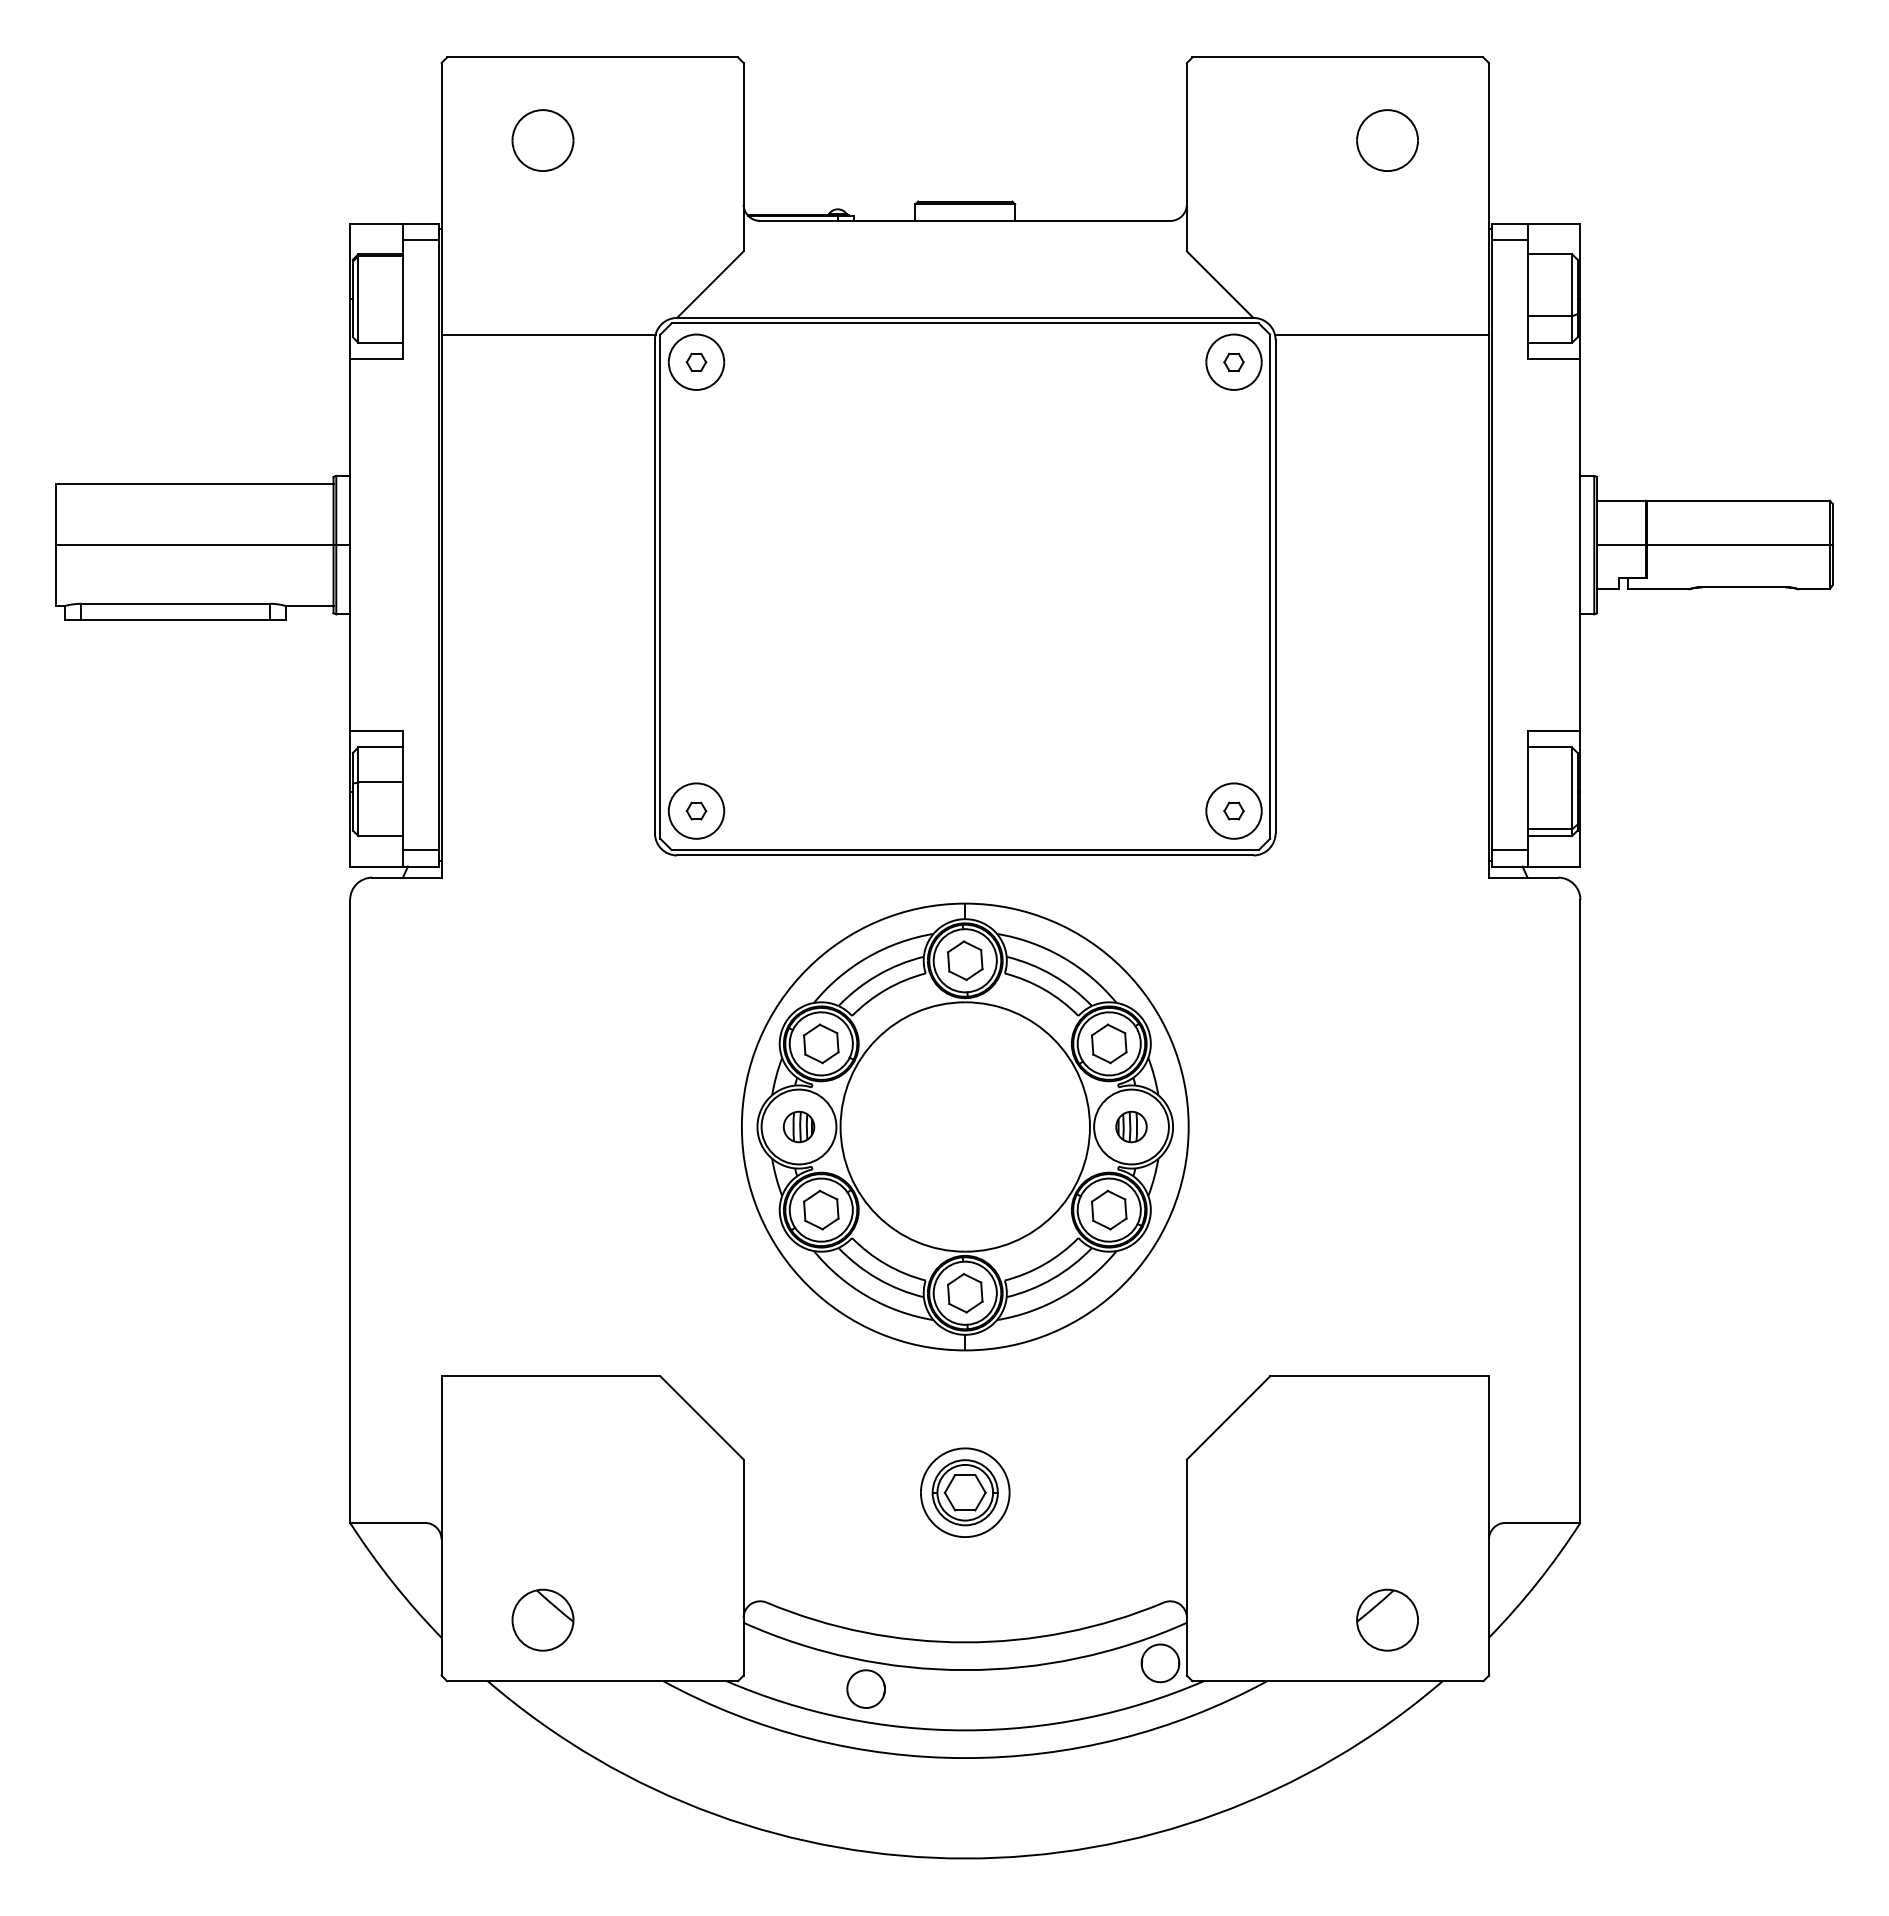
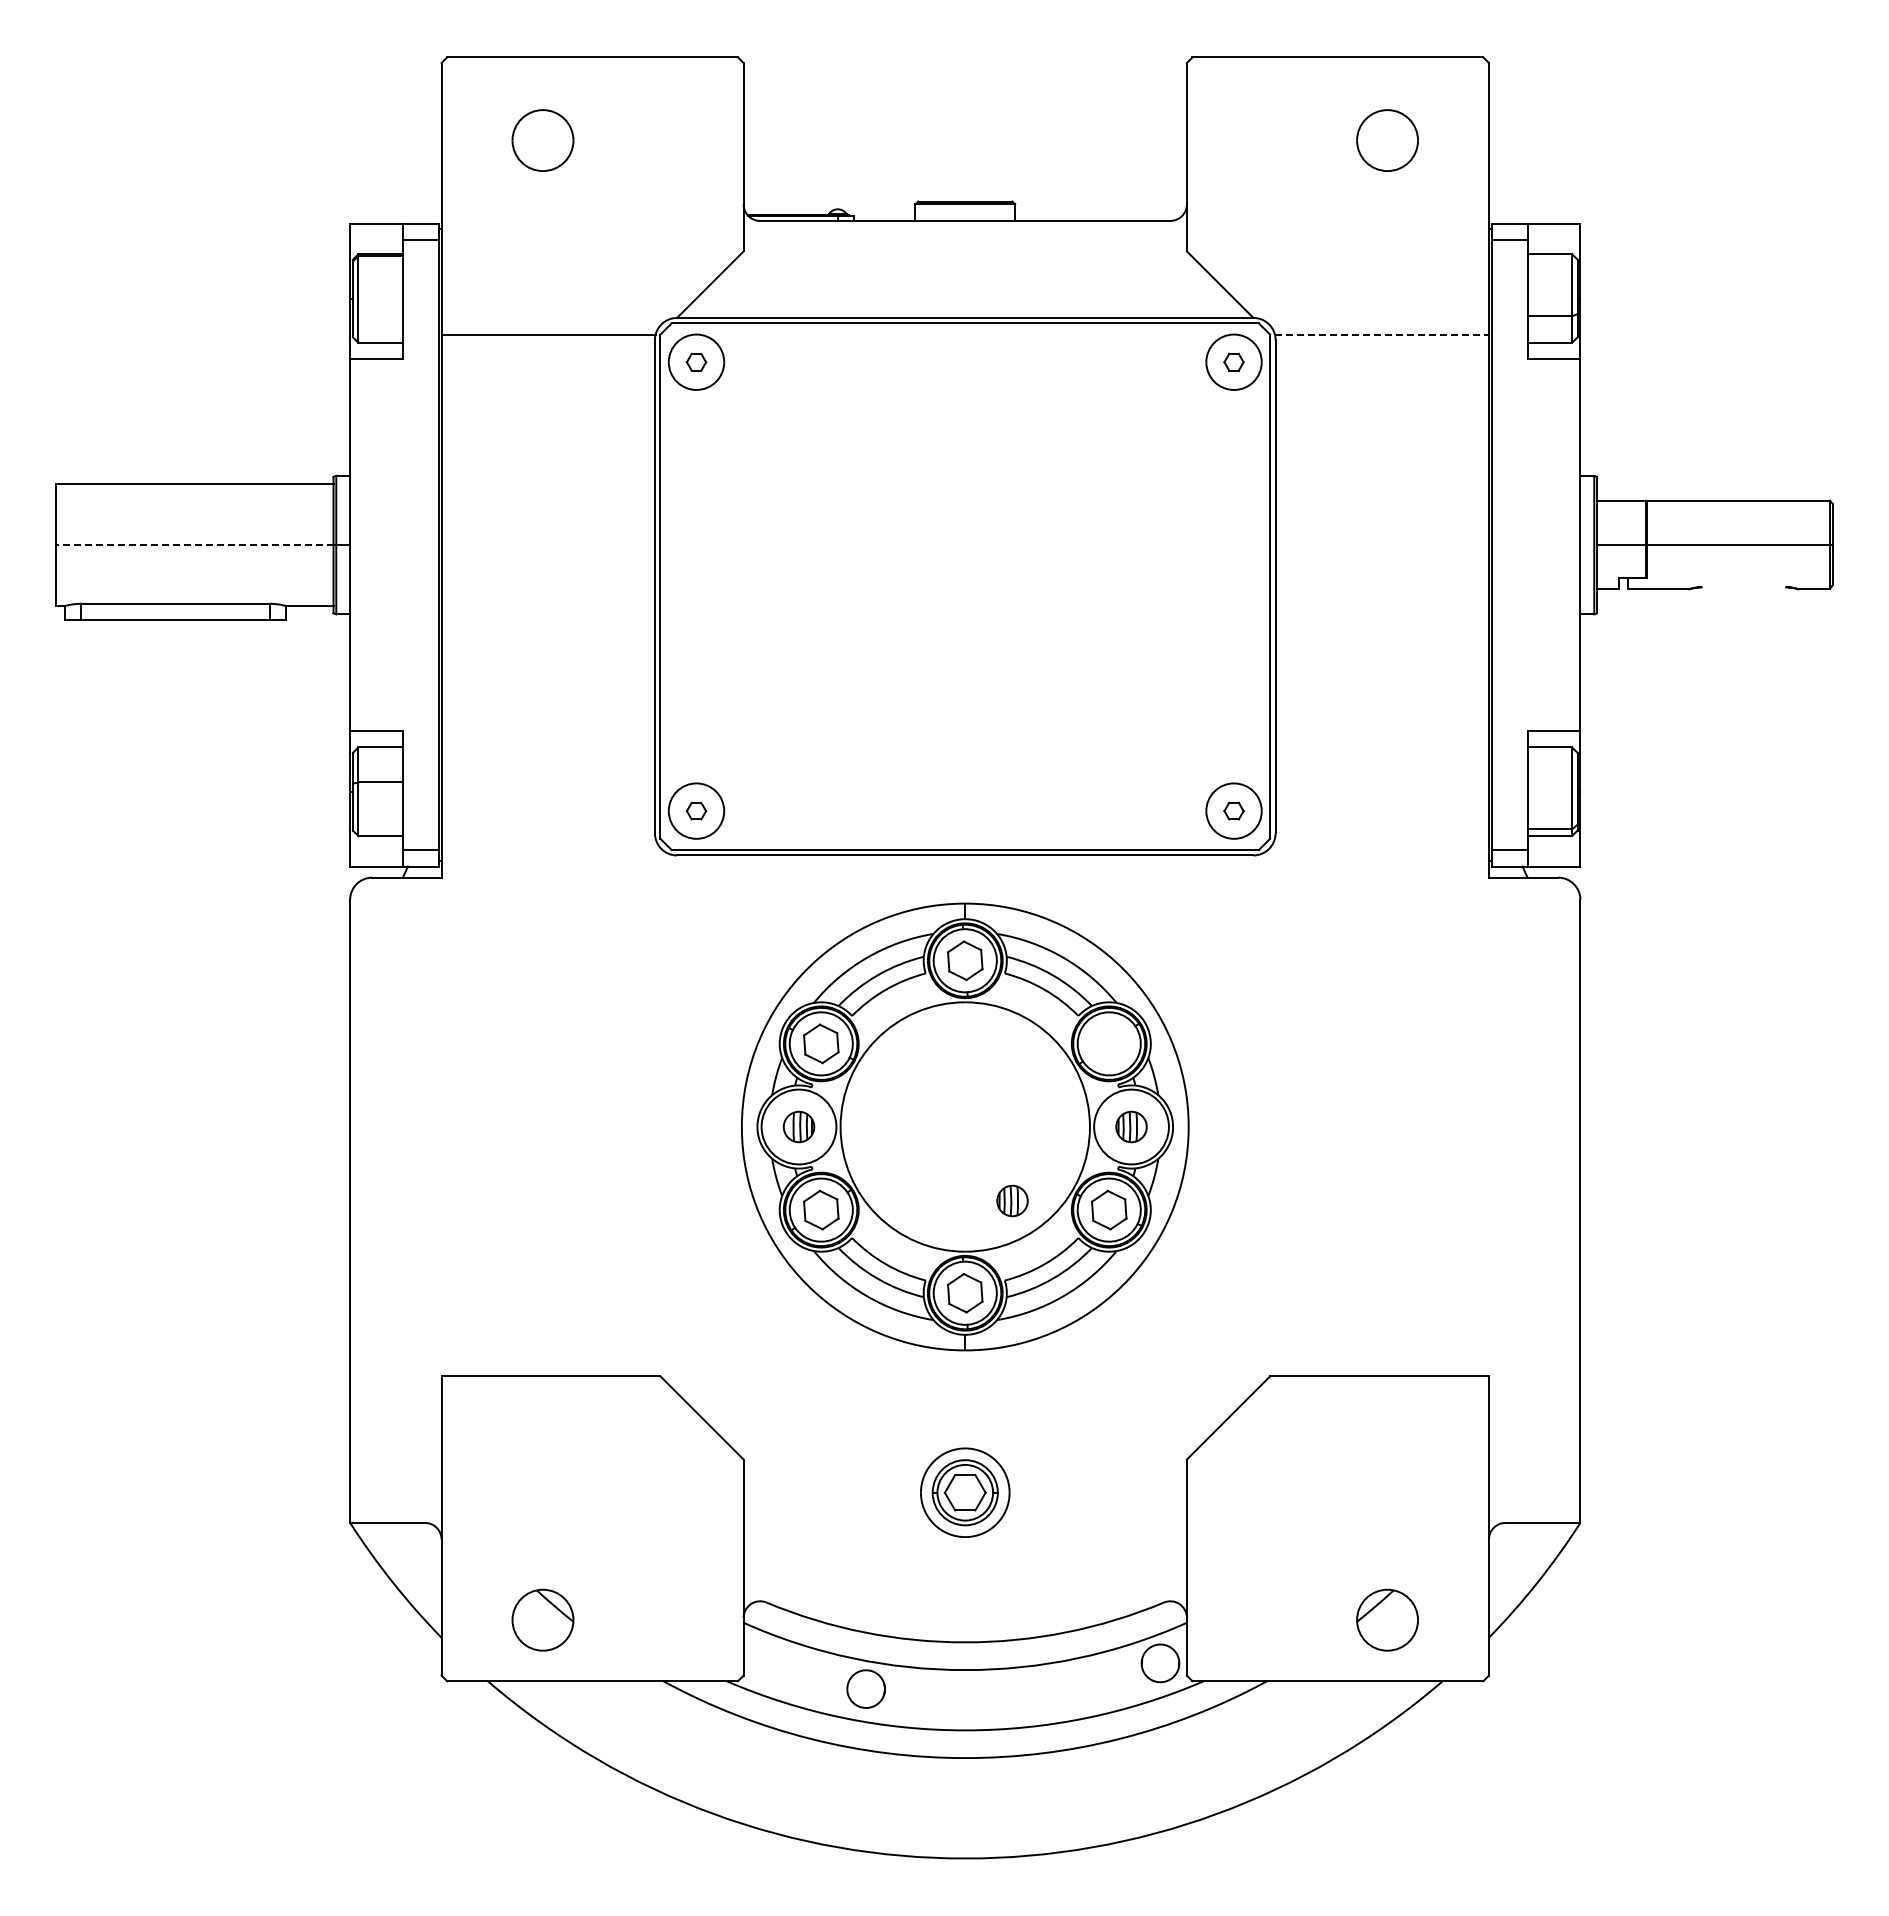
line: solid -> dashed (1382, 334)
line: solid -> dashed (194, 545)
line: present -> none (1743, 587)
part: present -> none (1109, 1043)
part: none -> present (1012, 1200)
